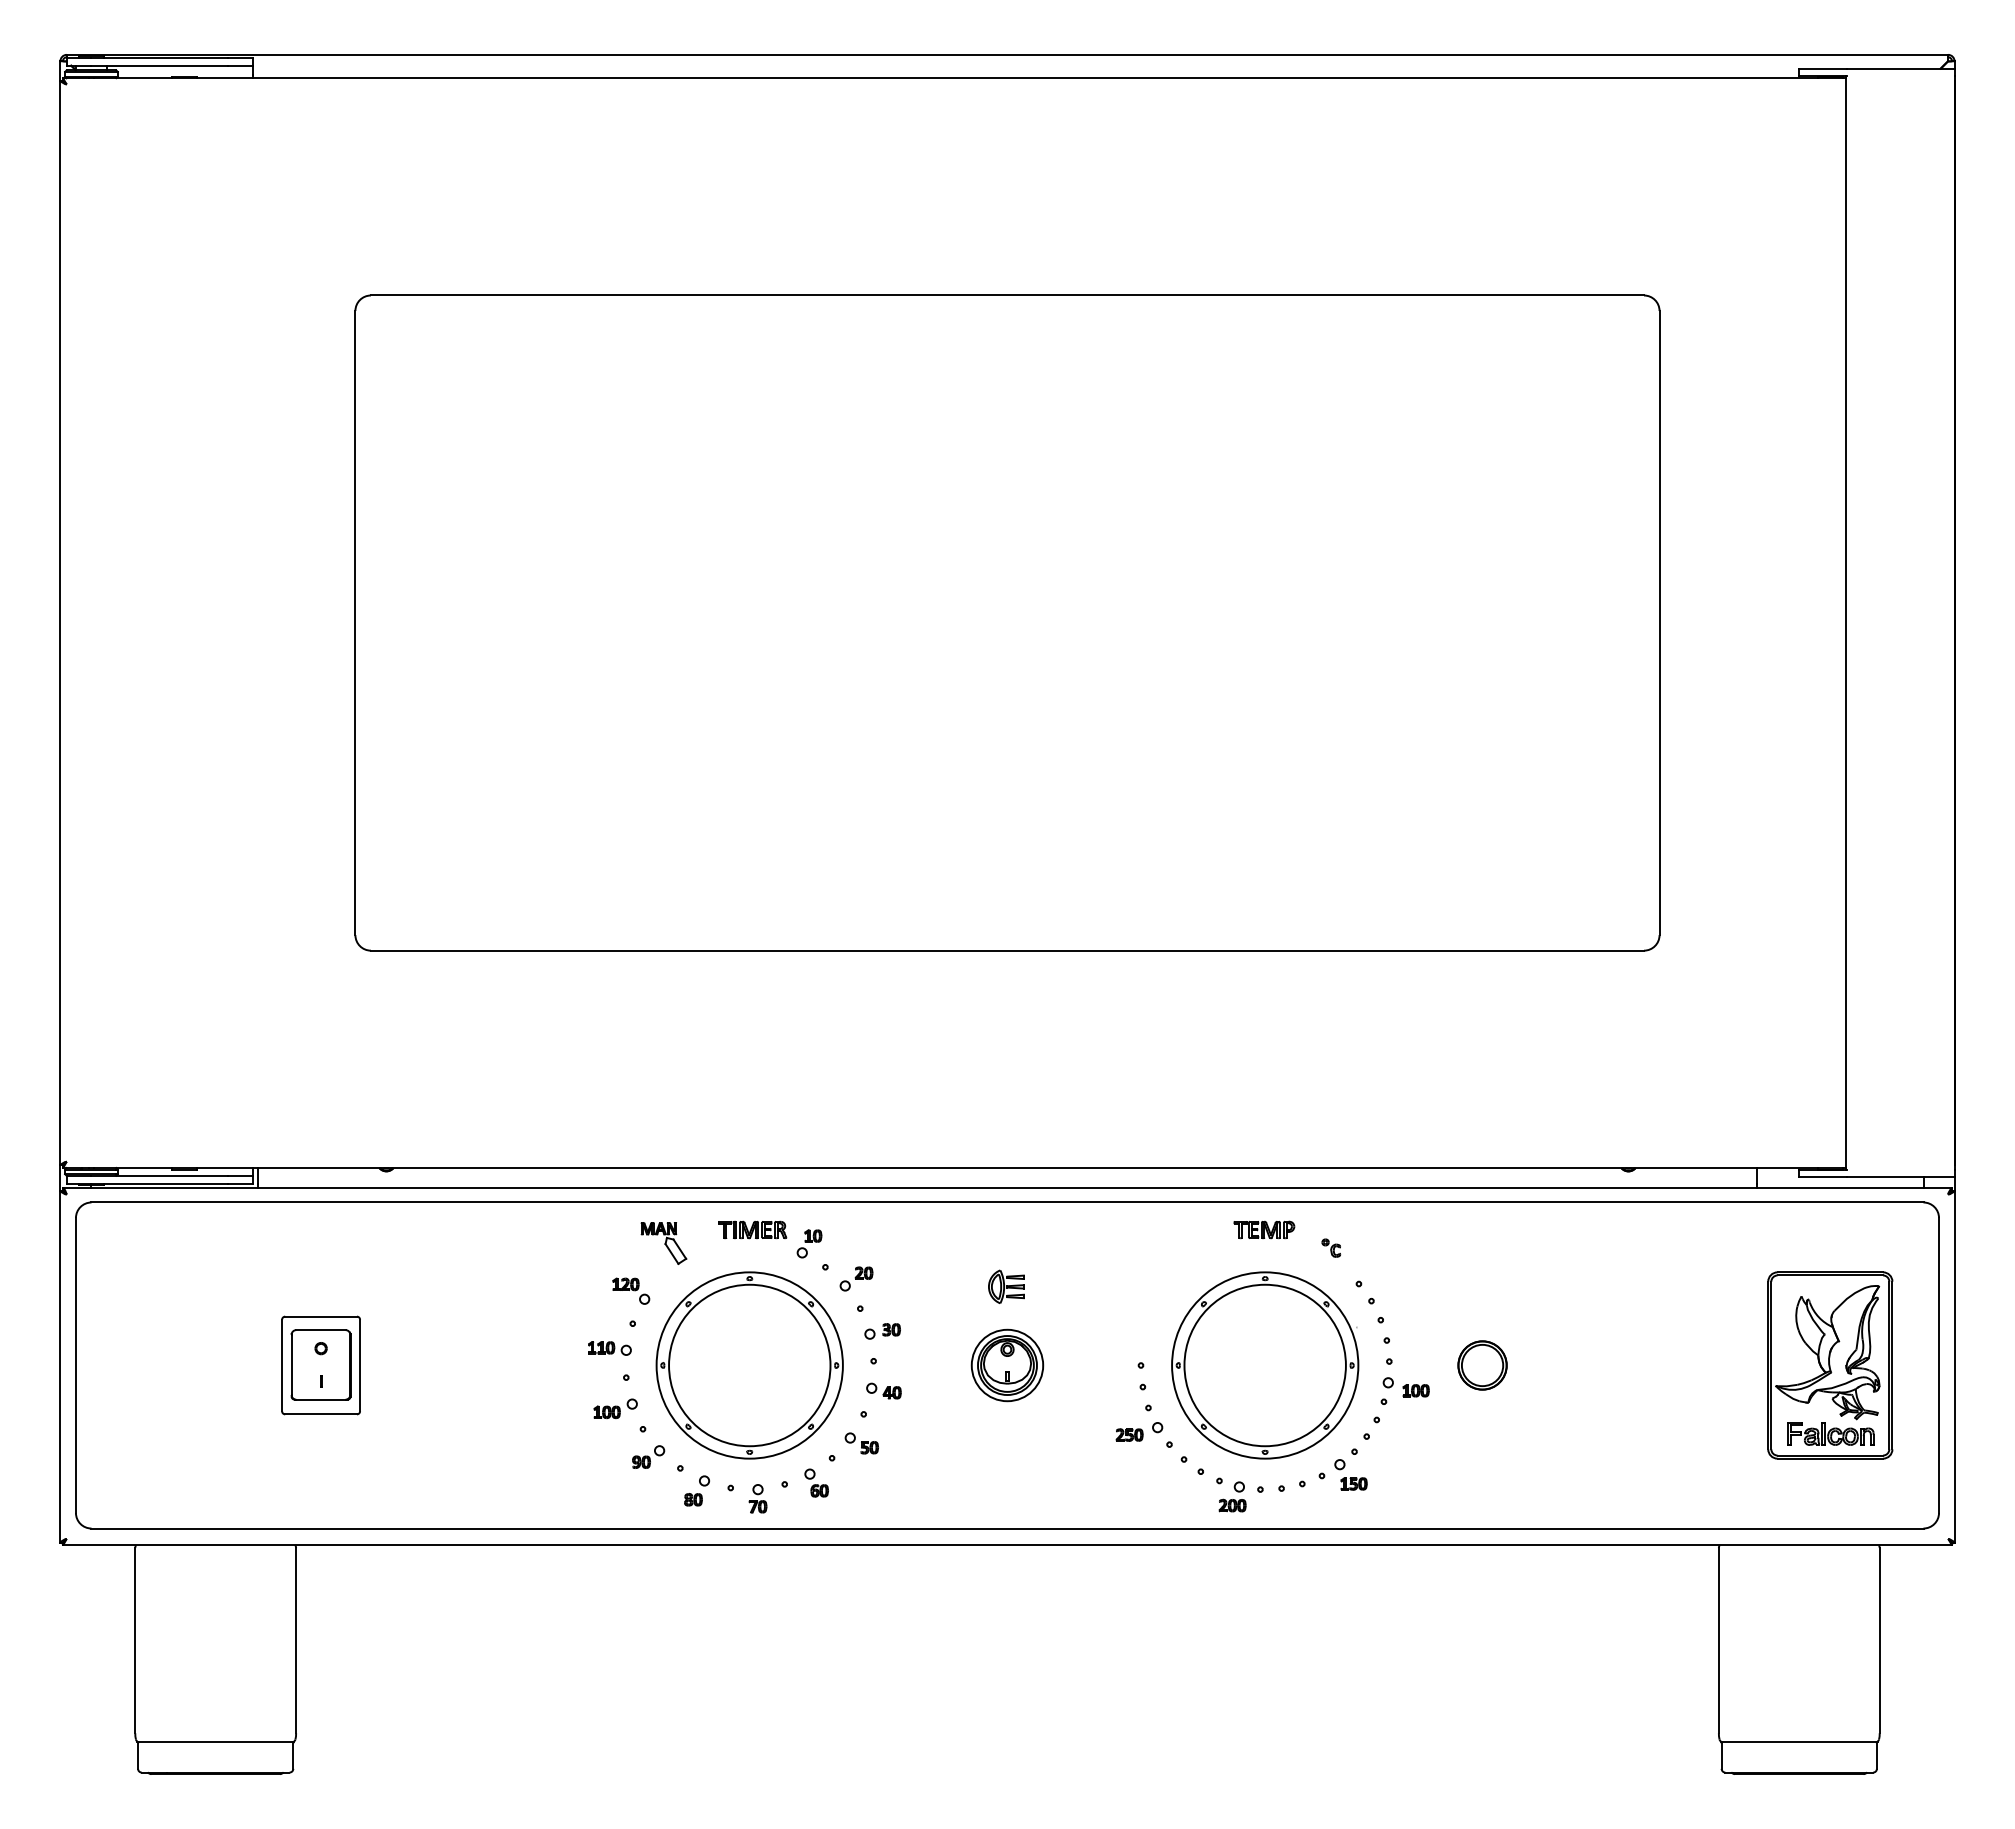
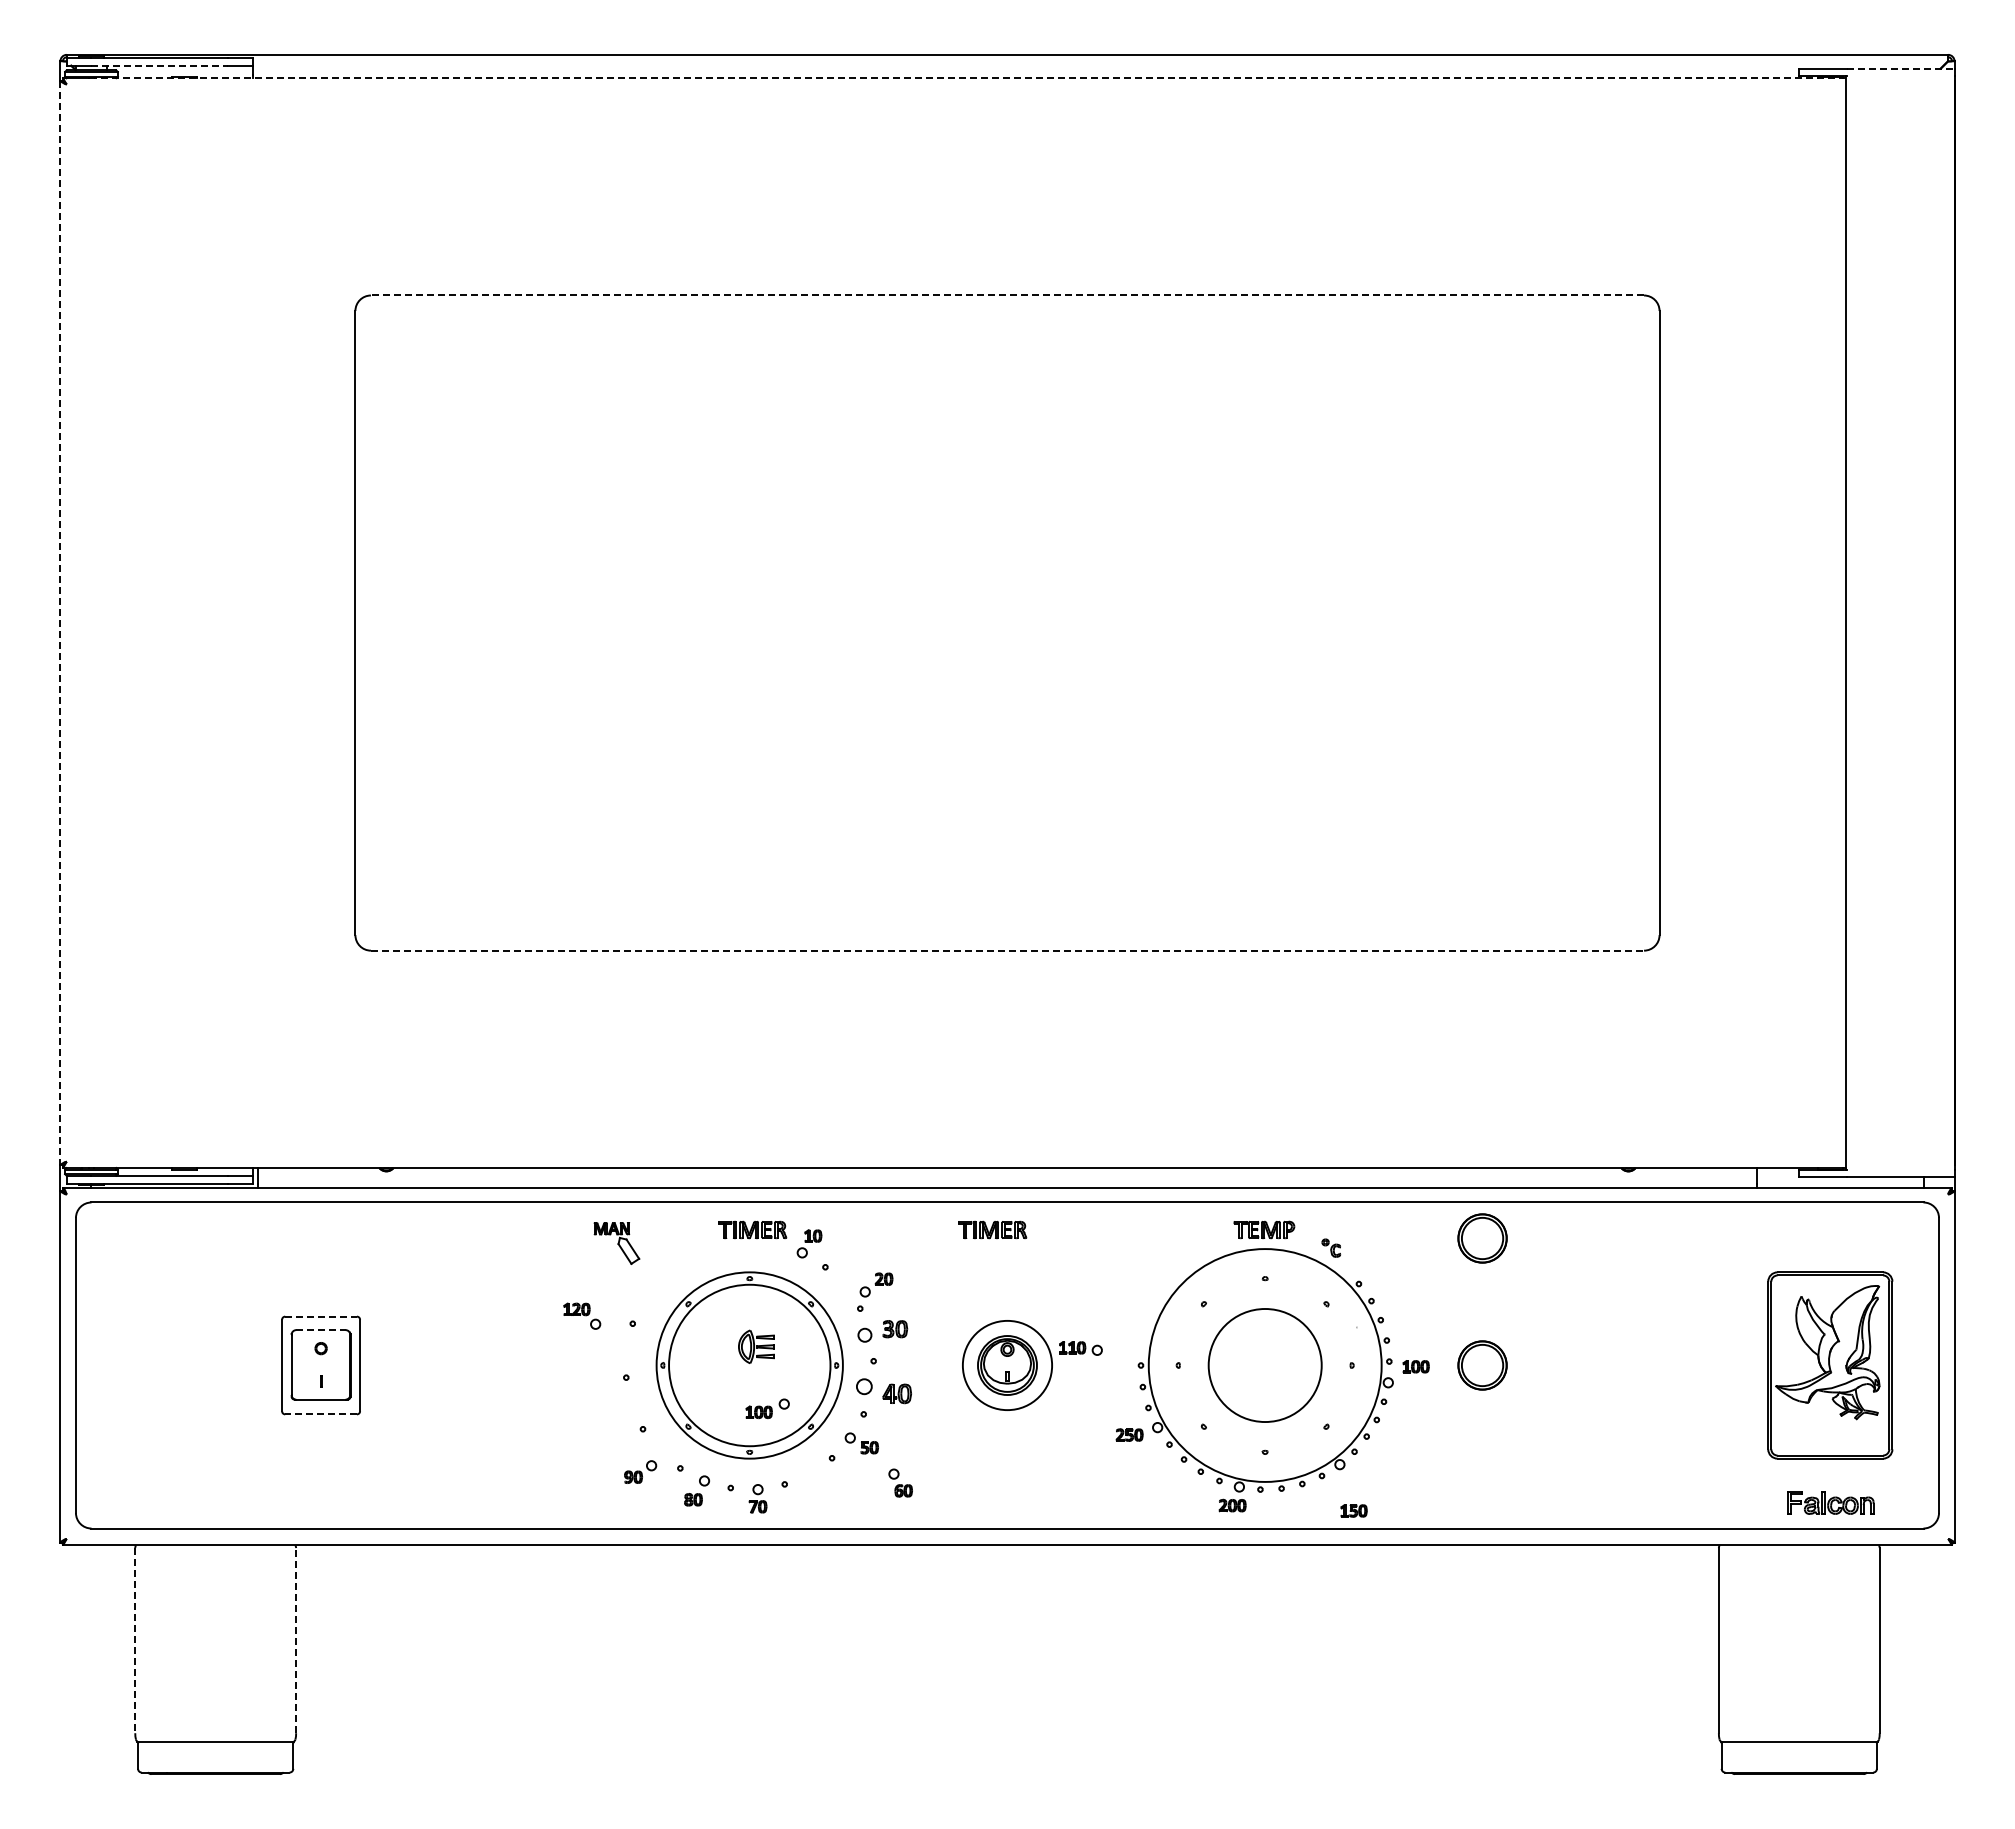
line: solid -> dashed (160, 65)
line: solid -> dashed (1900, 68)
line: solid -> dashed (970, 78)
line: solid -> dashed (1007, 295)
line: solid -> dashed (60, 623)
line: solid -> dashed (1007, 950)
part: none -> present (992, 1229)
part: none -> present (1482, 1238)
part position: (663, 1243) -> (616, 1243) (616, 1243)
part position: (856, 1278) -> (876, 1284) (876, 1284)
part position: (1006, 1286) -> (756, 1346) (756, 1346)
part position: (631, 1290) -> (582, 1315) (582, 1315)
line: solid -> dashed (321, 1316)
line: solid -> dashed (320, 1330)
part size: 37x17 px -> 52x23 px (882, 1331)
part position: (609, 1348) -> (1080, 1348) (1080, 1348)
circle diameter: 71 px -> 89 px (1007, 1365)
circle diameter: 161 px -> 113 px (1264, 1365)
circle diameter: 186 px -> 233 px (1264, 1365)
part size: 36x18 px -> 56x27 px (883, 1391)
part position: (1415, 1390) -> (1415, 1366) (1415, 1366)
part position: (615, 1408) -> (767, 1408) (767, 1408)
line: solid -> dashed (321, 1414)
part position: (1830, 1433) -> (1830, 1502) (1830, 1502)
part position: (648, 1456) -> (640, 1471) (640, 1471)
part position: (816, 1482) -> (900, 1482) (900, 1482)
part position: (1353, 1483) -> (1353, 1510) (1353, 1510)
line: solid -> dashed (135, 1640)
line: solid -> dashed (296, 1640)
